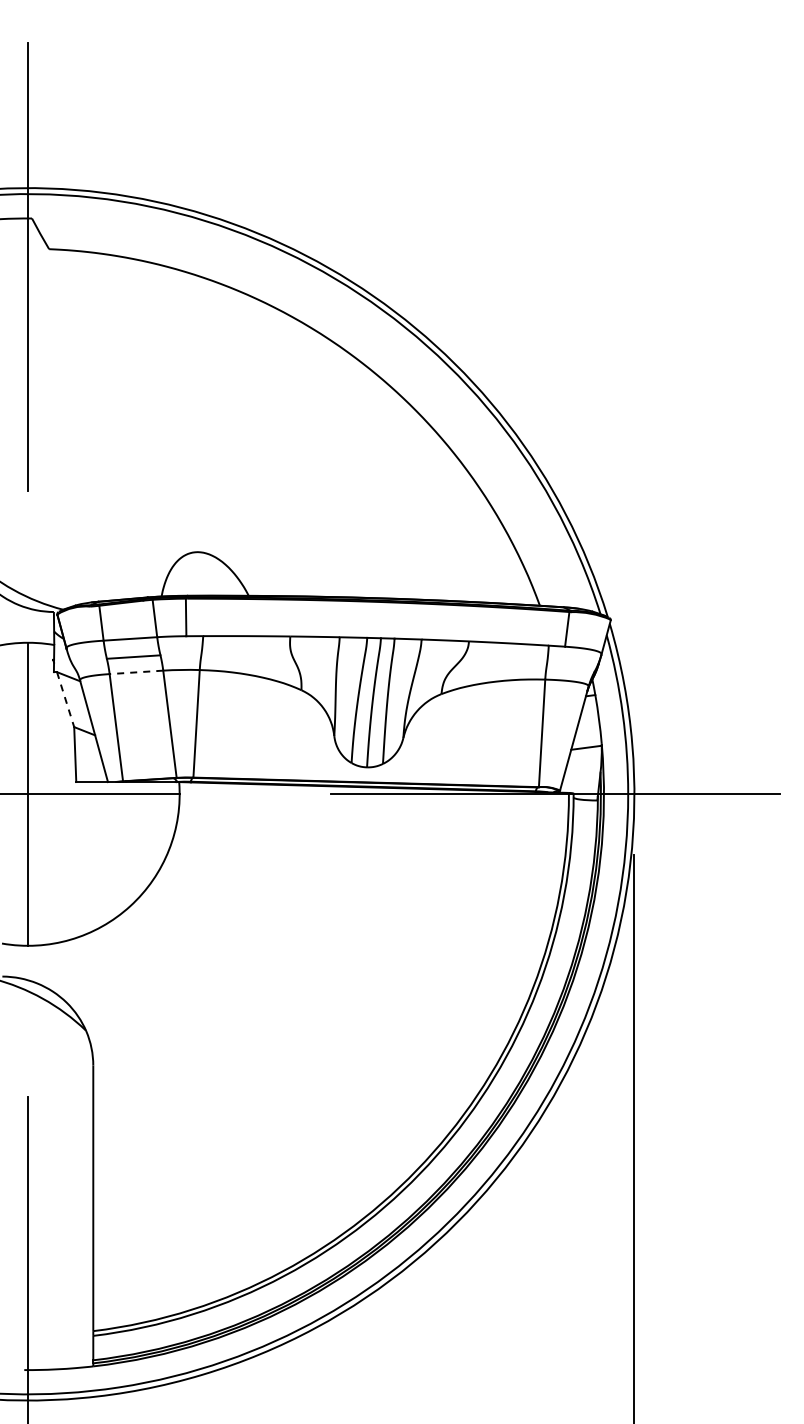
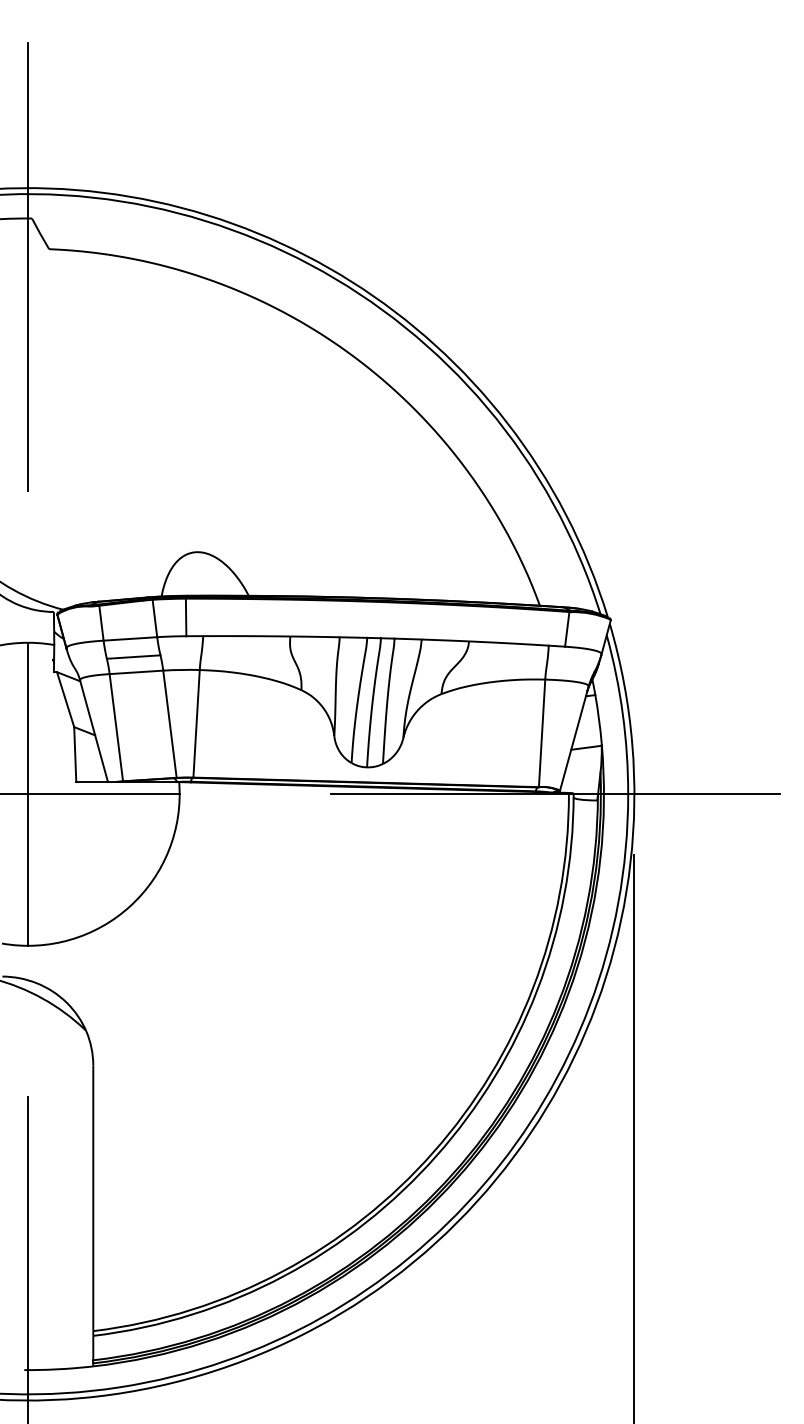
line: dashed -> solid (136, 672)
line: dashed -> solid (65, 699)
